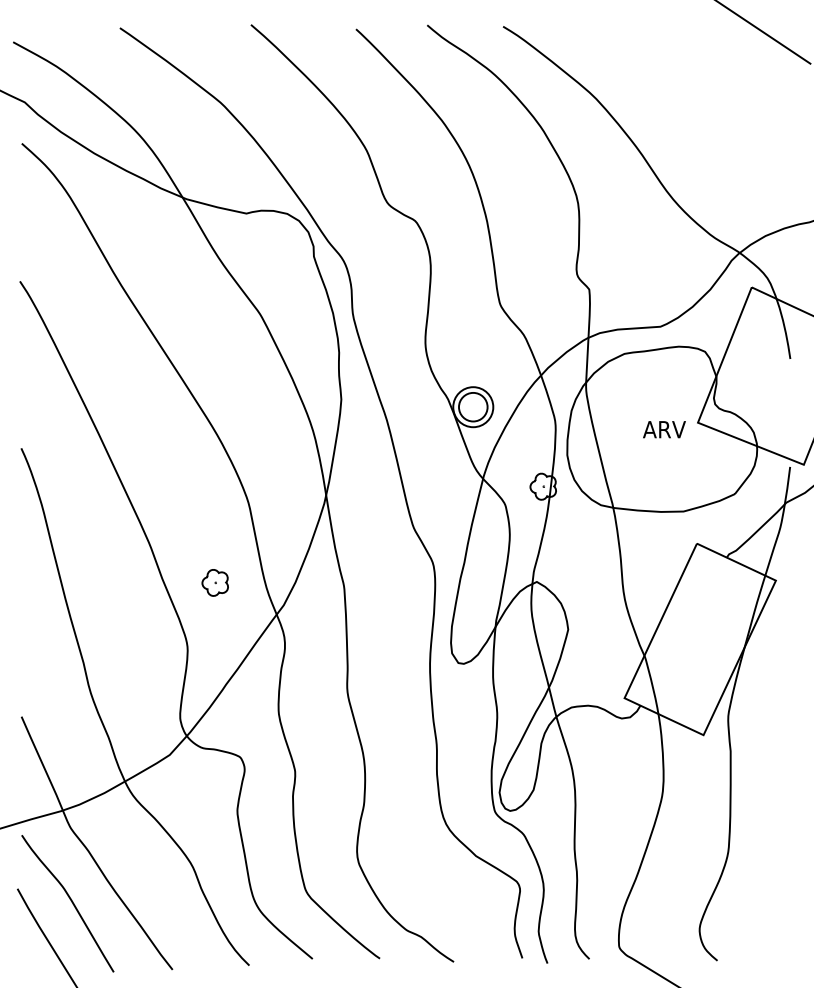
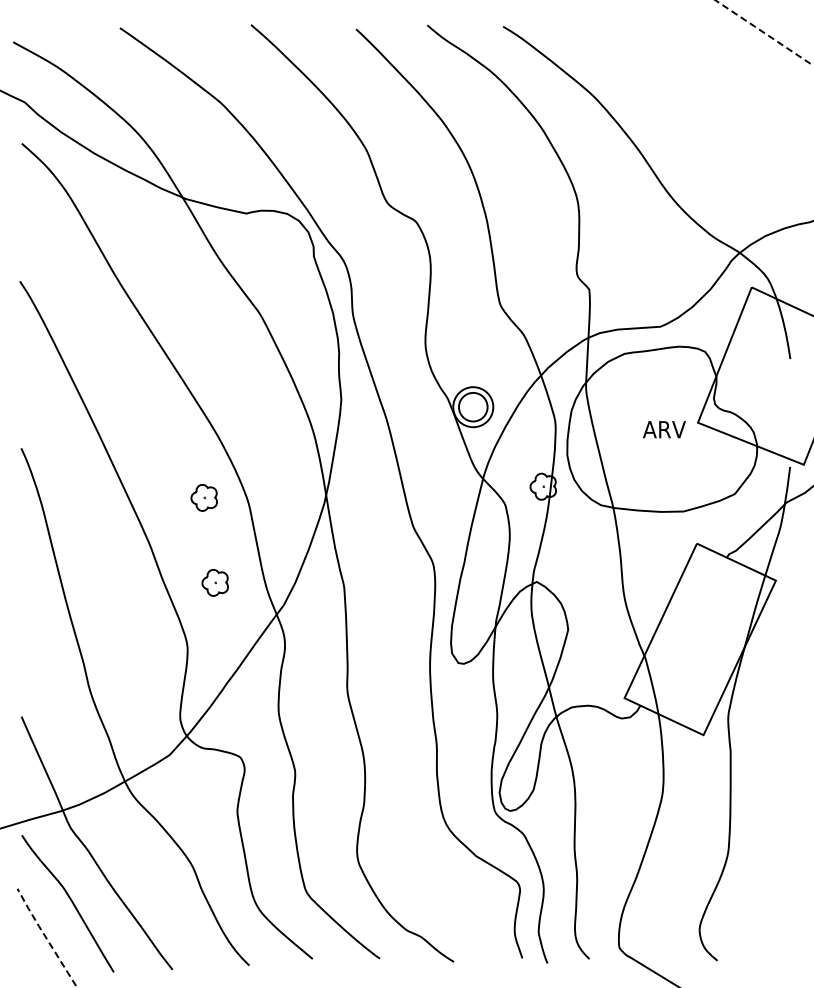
line: solid -> dashed (763, 32)
part: none -> present (203, 497)
line: solid -> dashed (46, 937)
